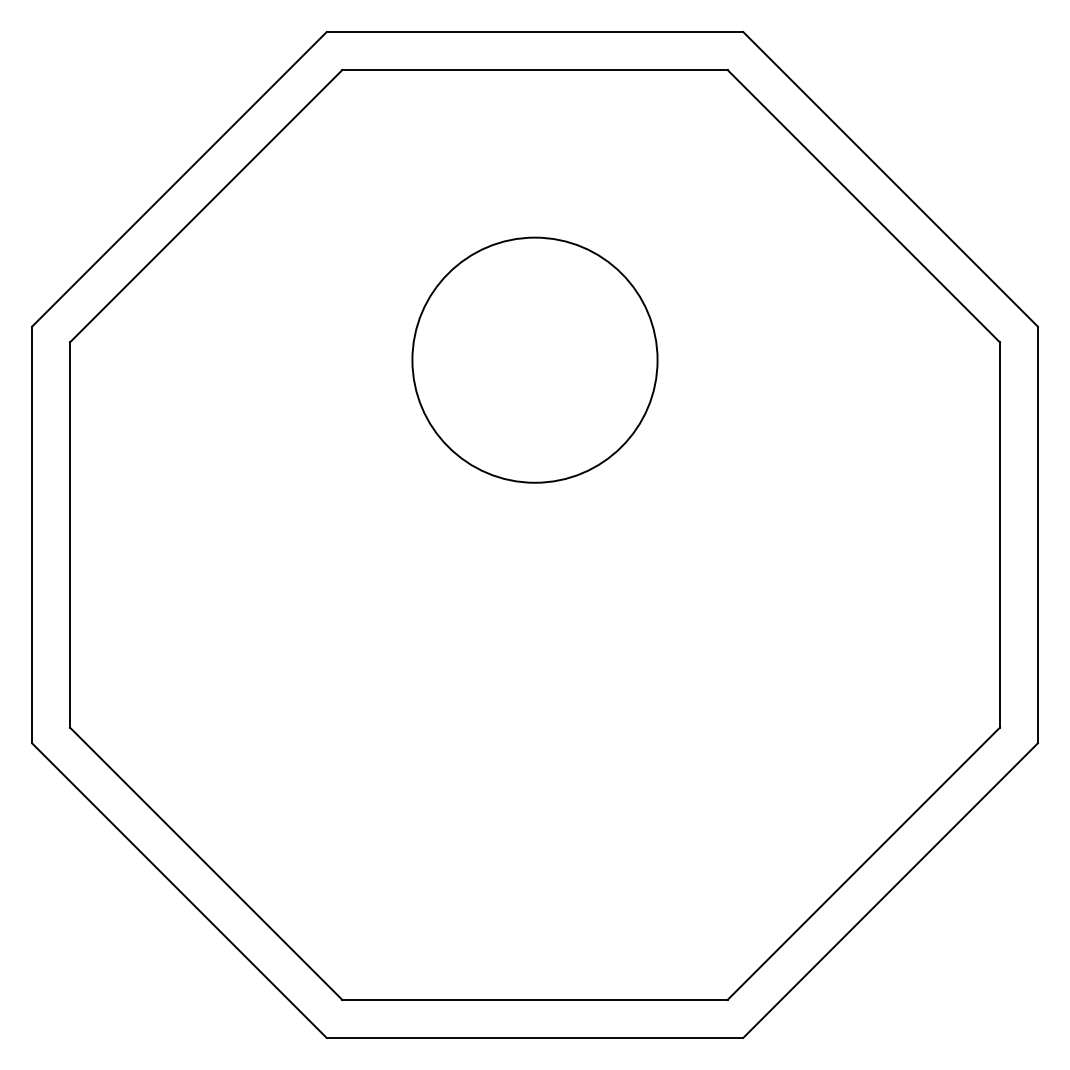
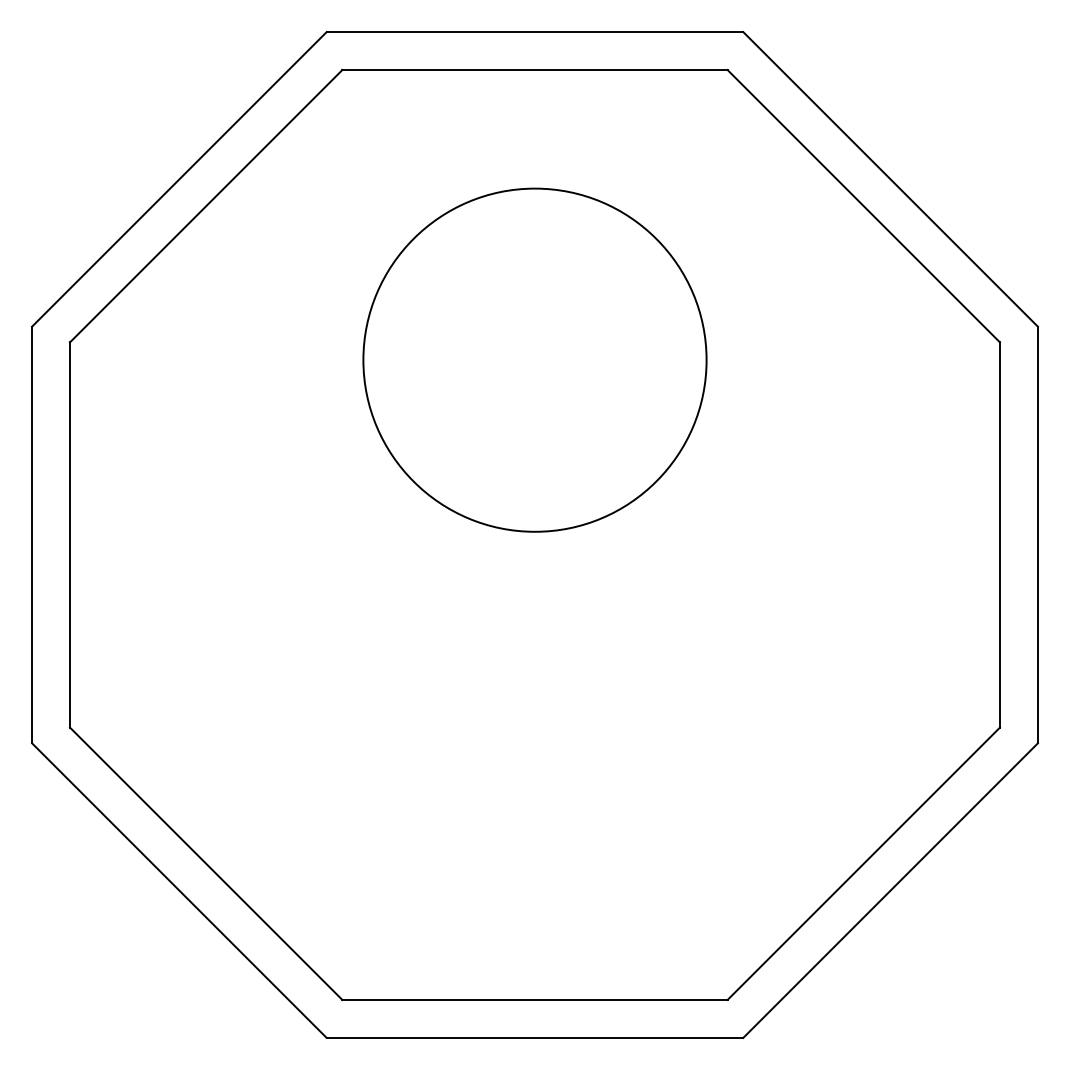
circle diameter: 245 px -> 343 px (534, 359)
